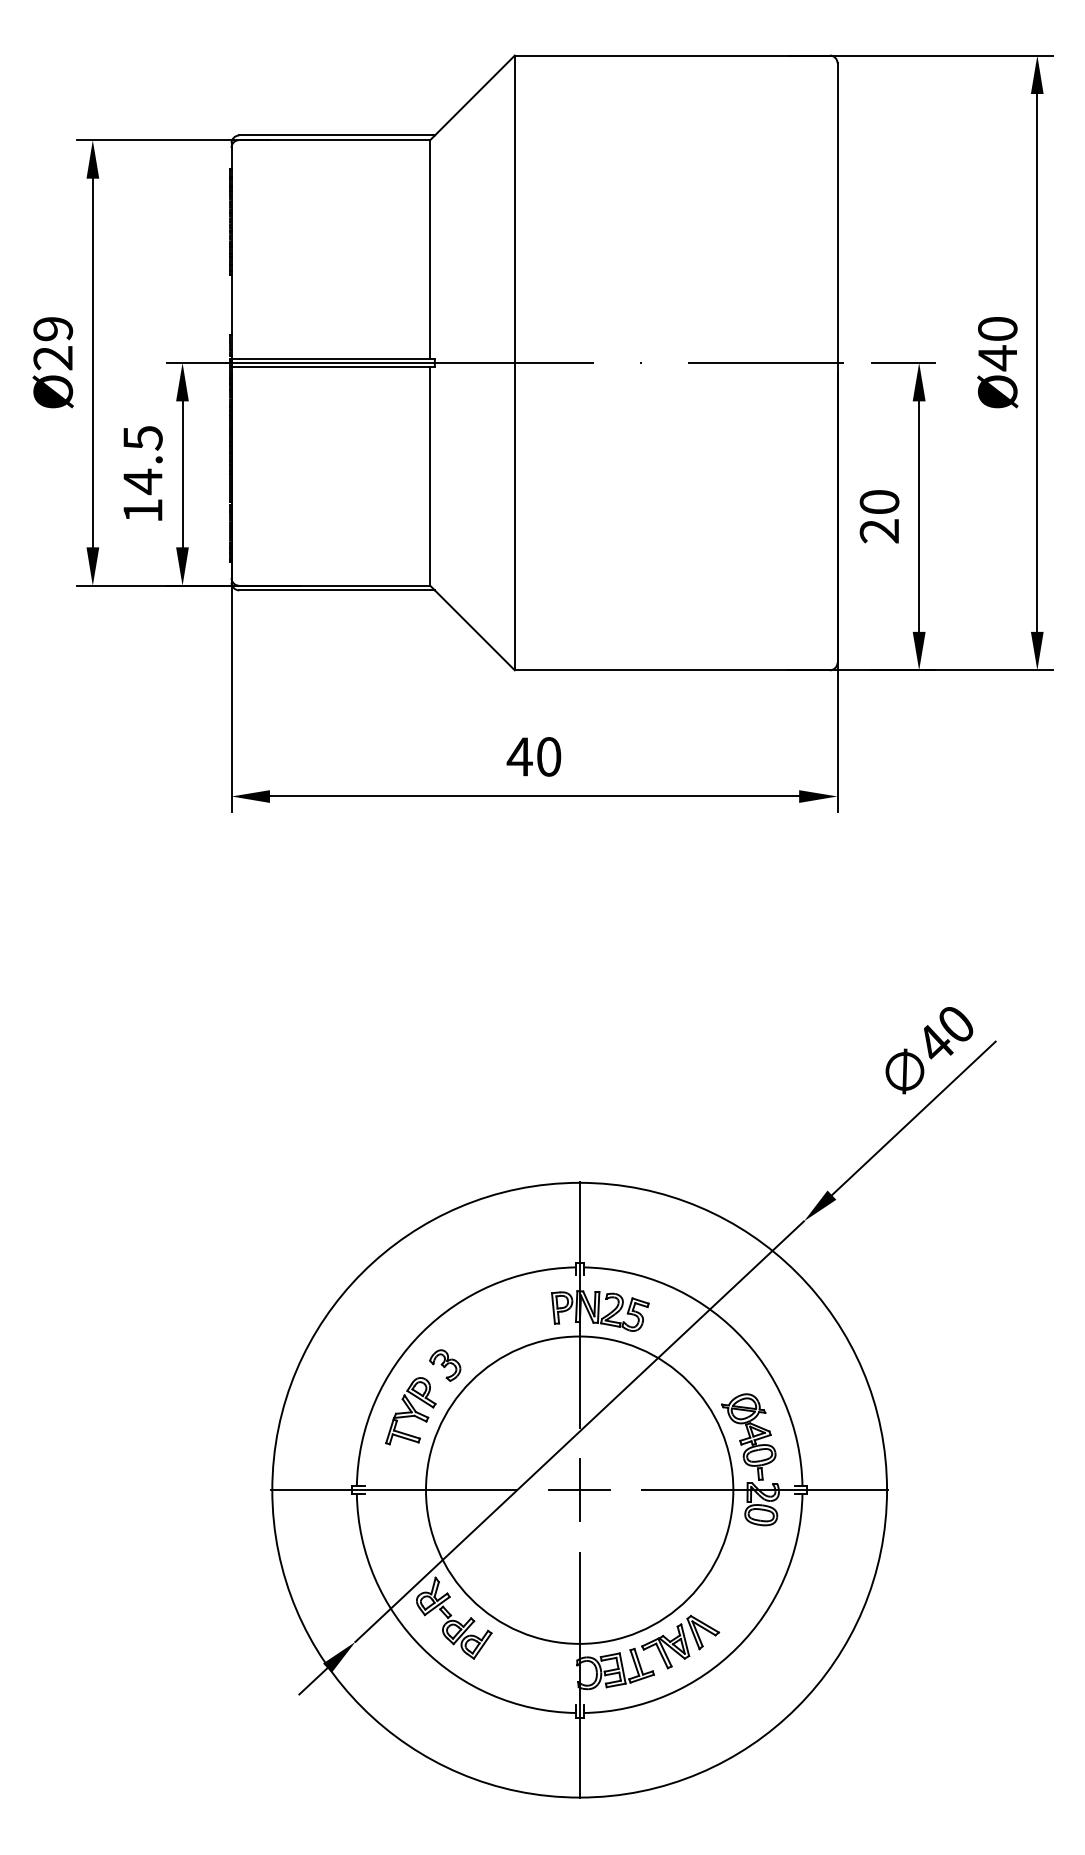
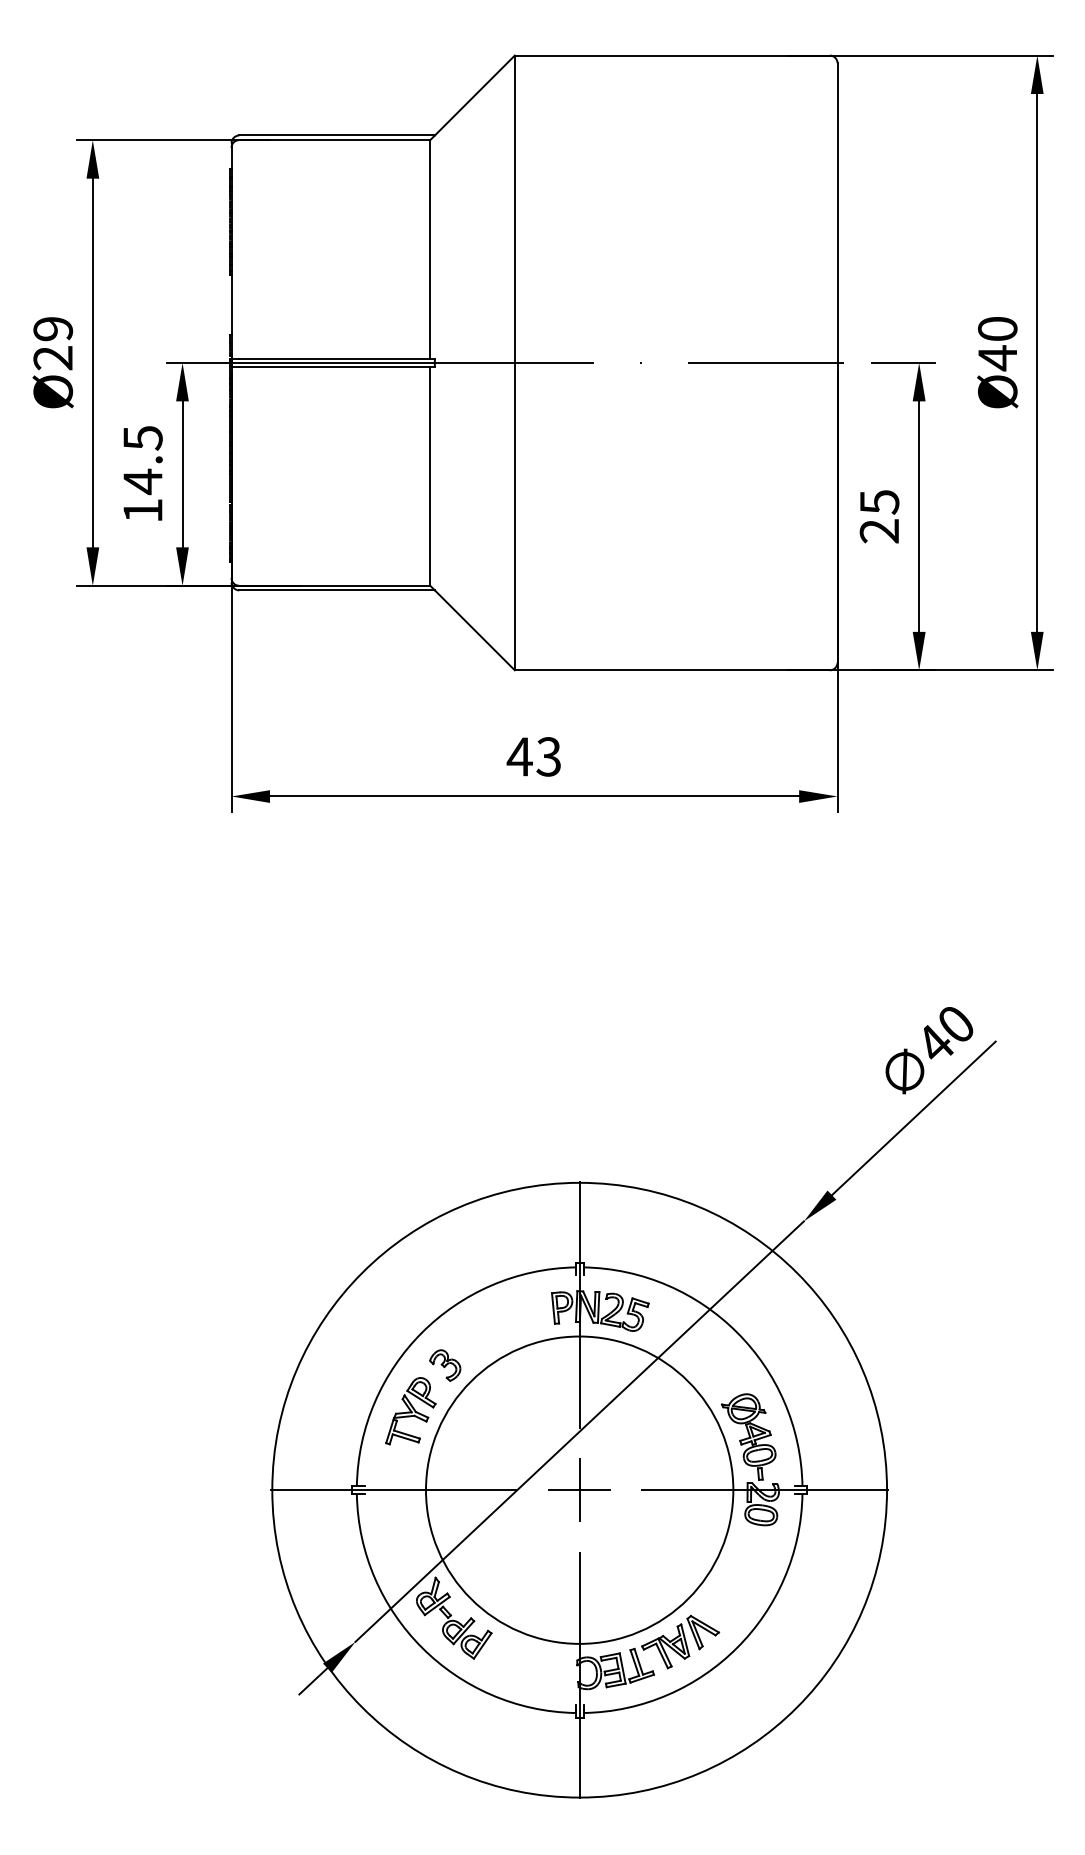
text: 20 -> 25 (879, 502)
text: 40 -> 43 (548, 756)
